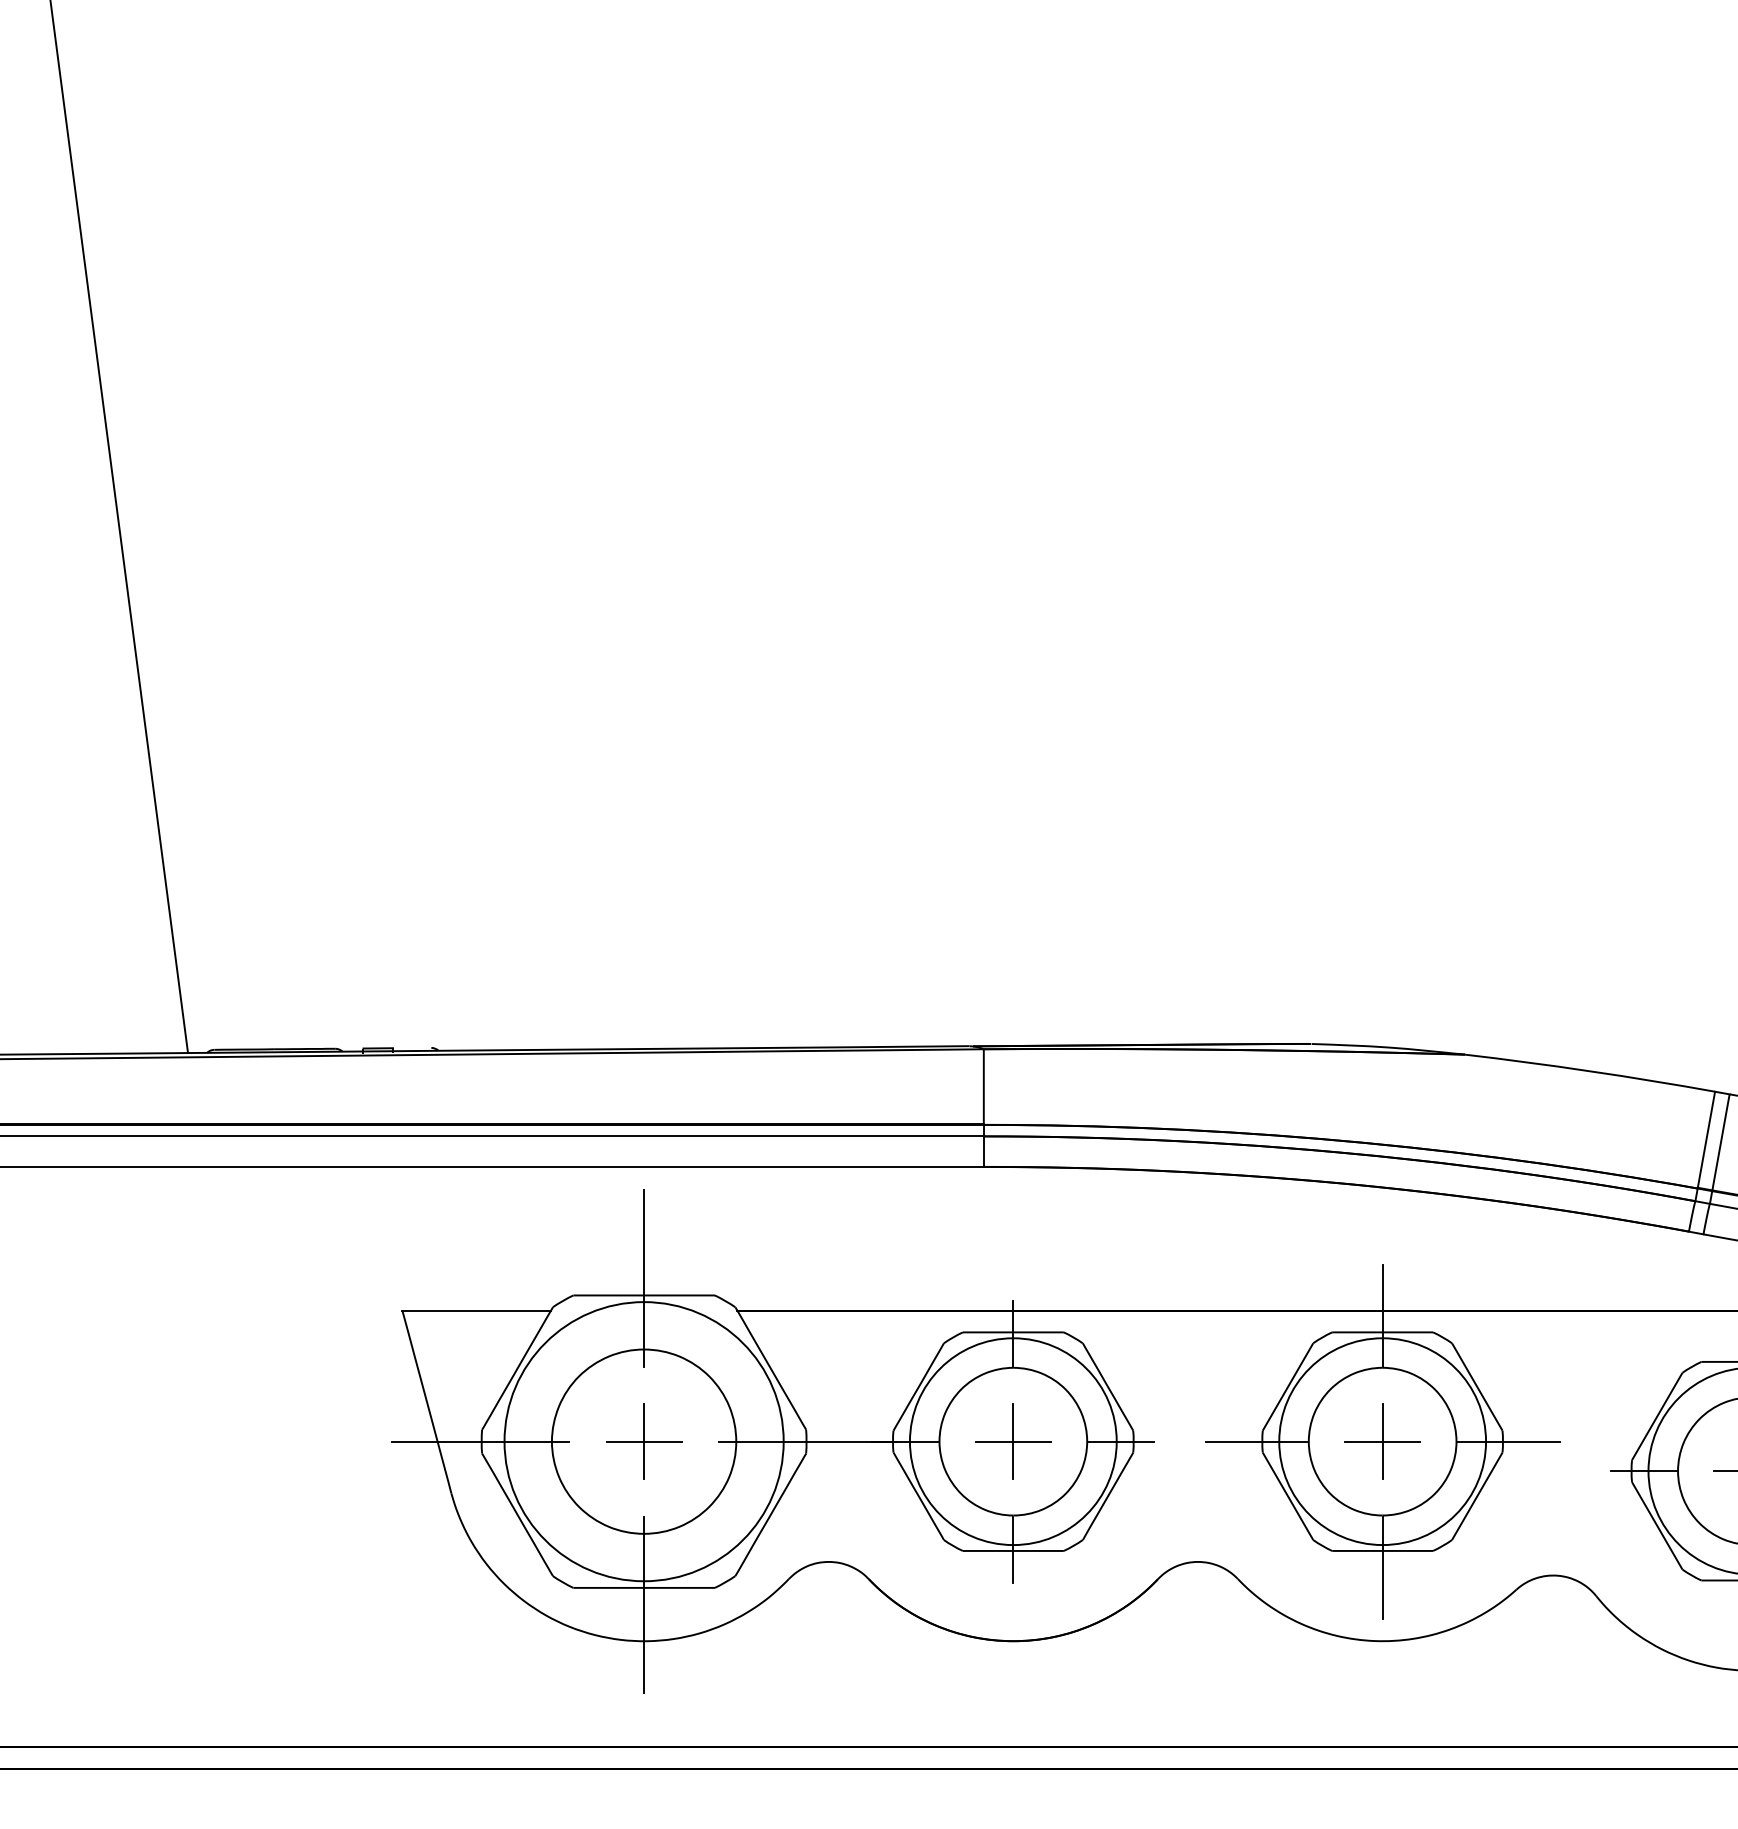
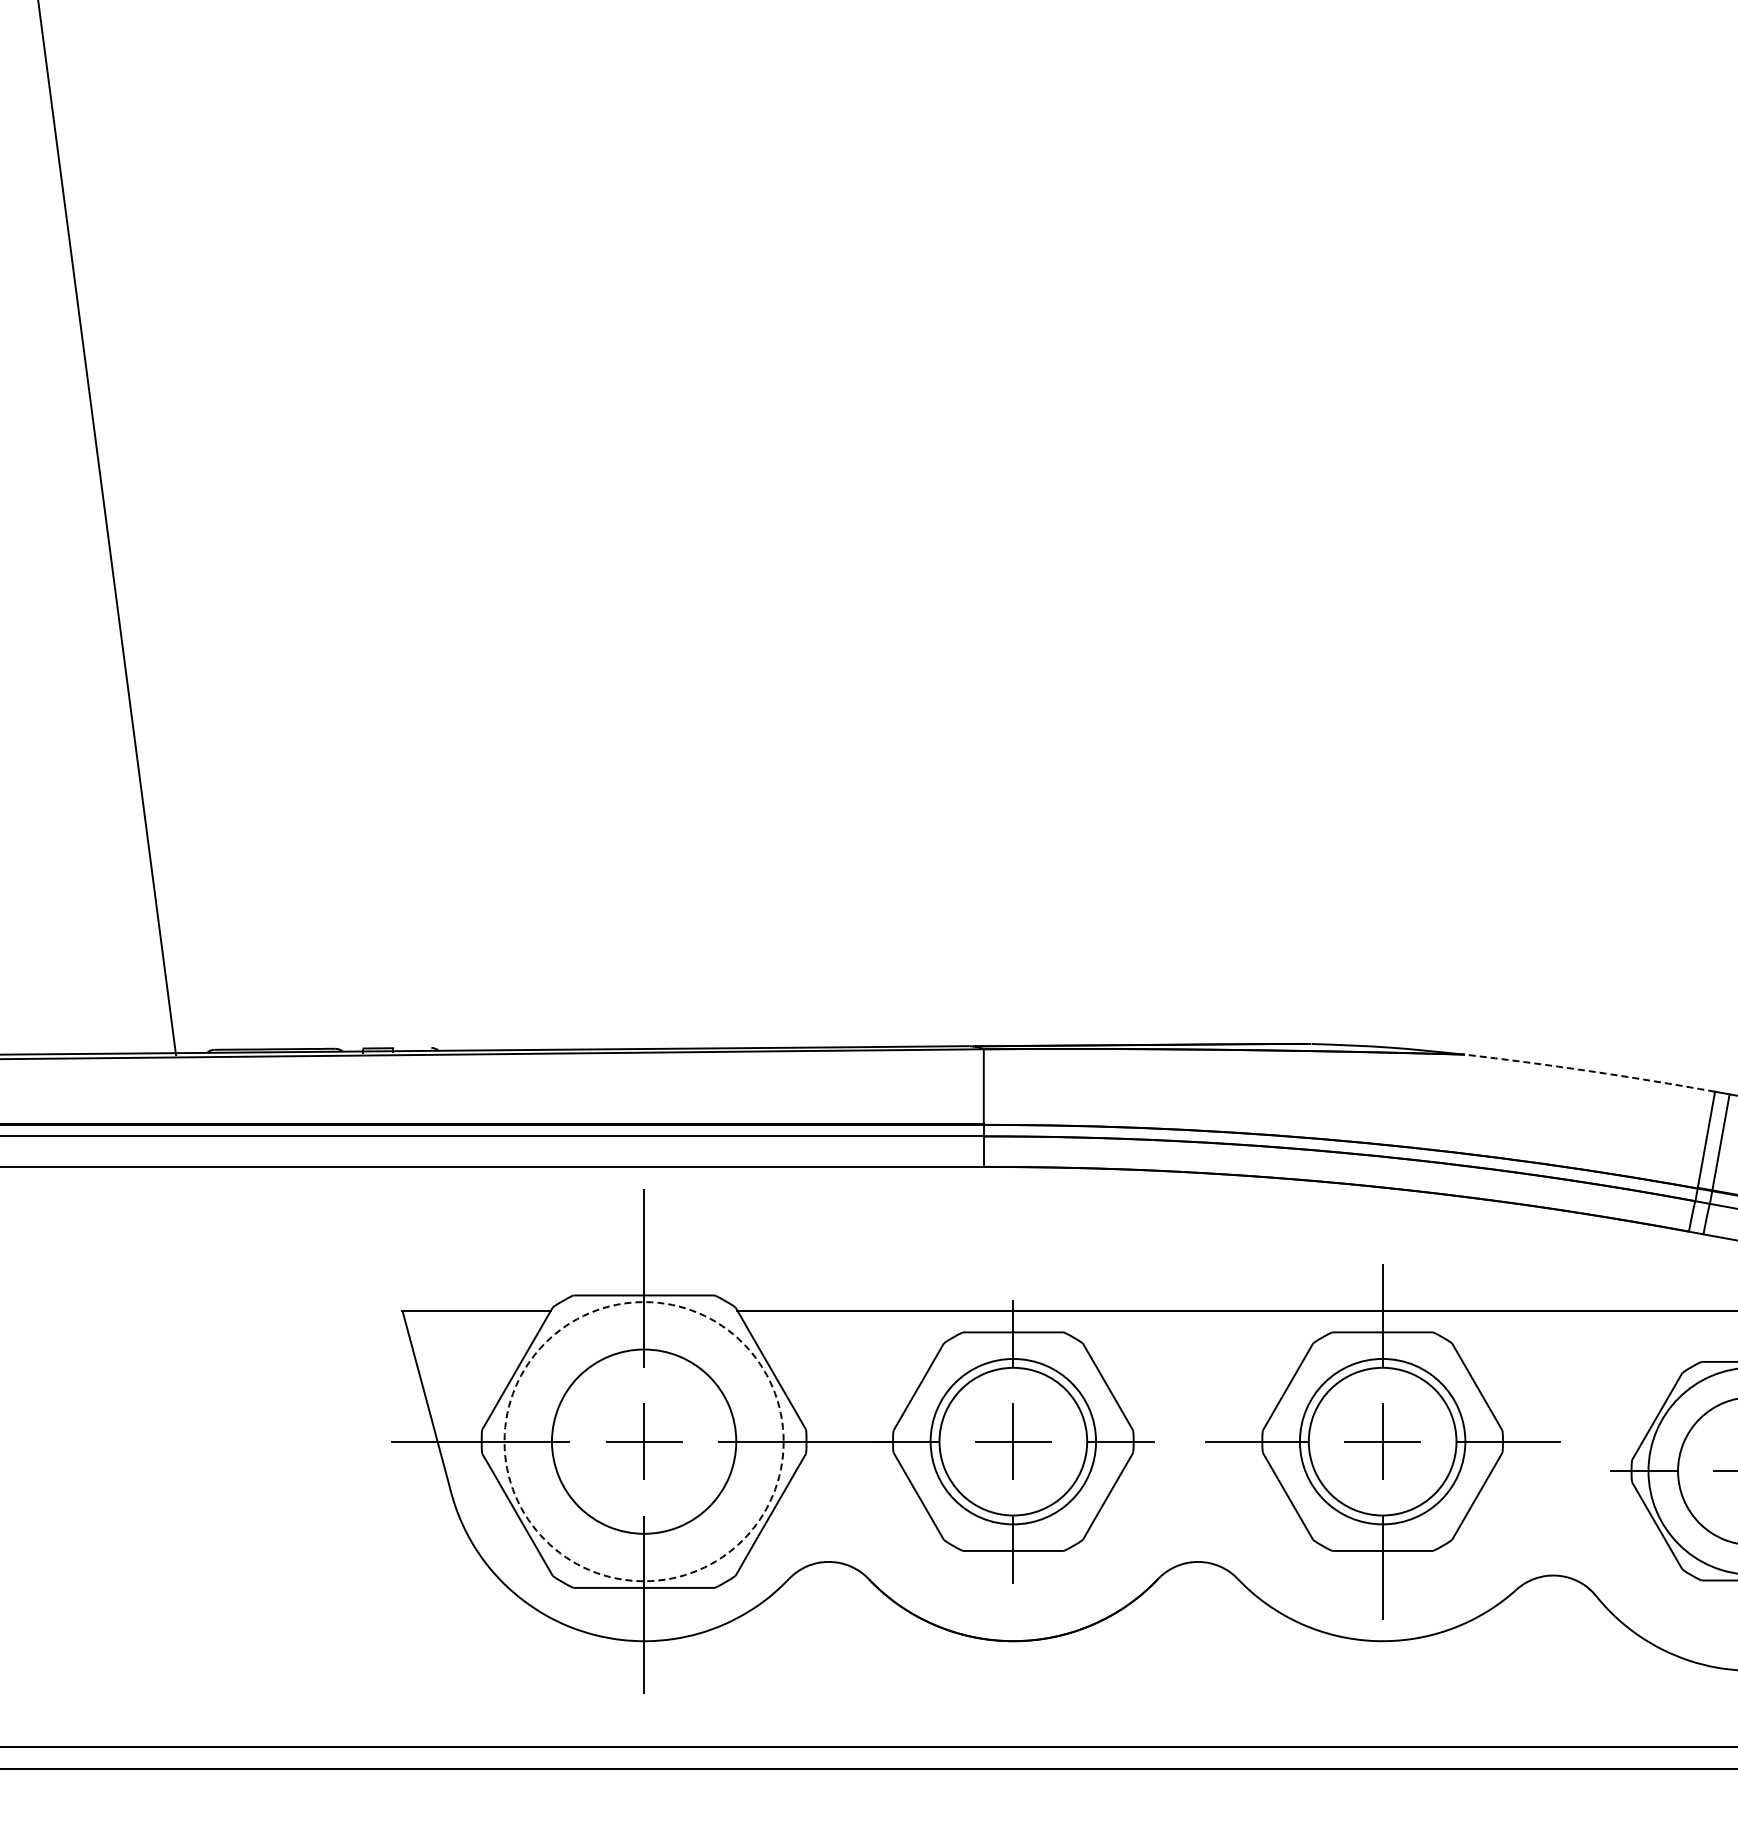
line position: (119, 527) -> (107, 528) (107, 528)
arc: solid -> dashed (1589, 1071)
circle: solid -> dashed (643, 1441)
circle diameter: 207 px -> 165 px (1013, 1441)
circle diameter: 207 px -> 165 px (1382, 1441)
